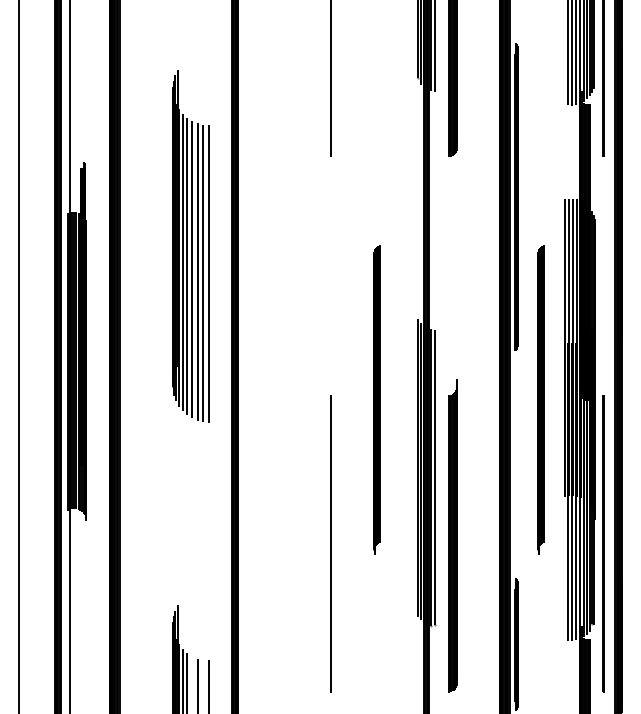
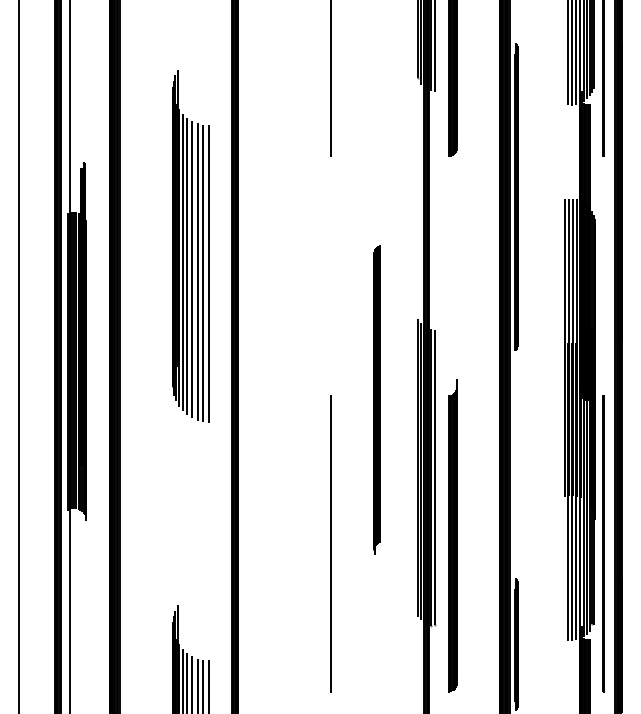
part: present -> none (540, 399)
line: none -> present (192, 683)
line: none -> present (203, 684)
